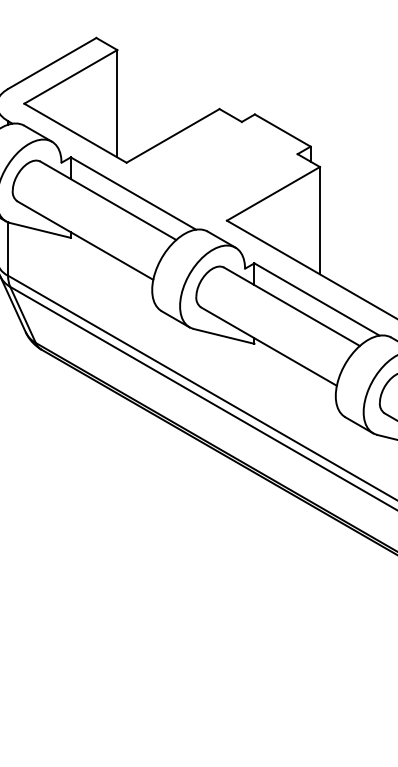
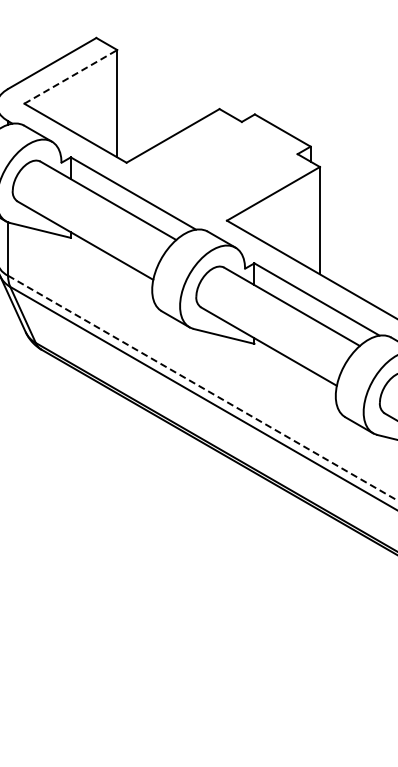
line: solid -> dashed (70, 76)
line: solid -> dashed (202, 388)
